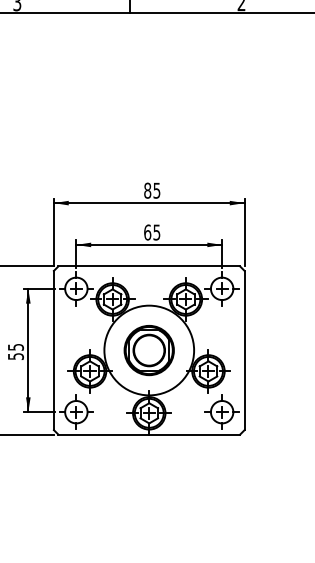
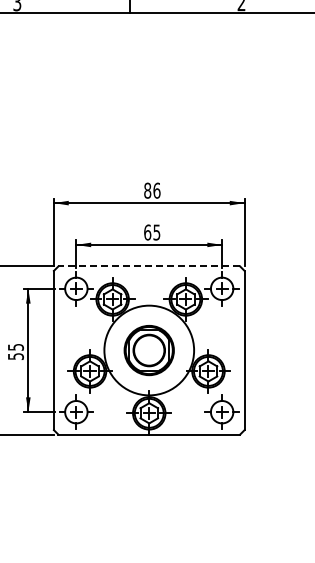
text: 85 -> 86 (156, 190)
line: solid -> dashed (149, 266)
